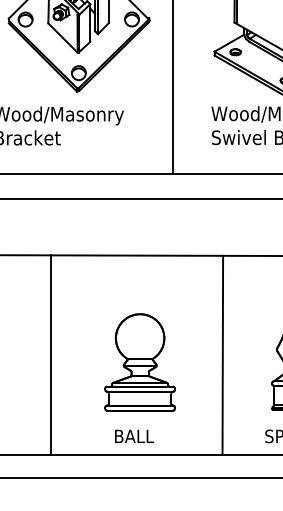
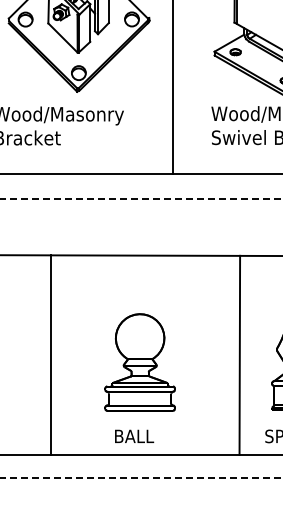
line: solid -> dashed (141, 198)
line position: (222, 355) -> (239, 355) (239, 355)
line: solid -> dashed (141, 478)
